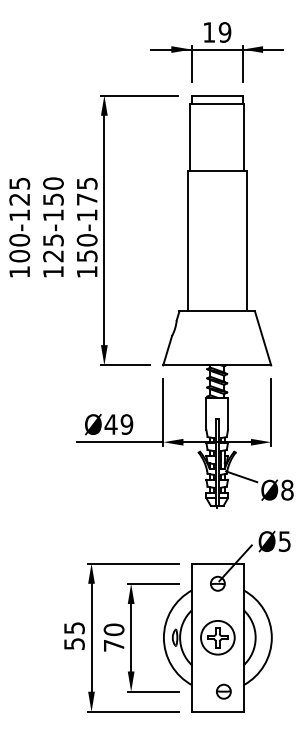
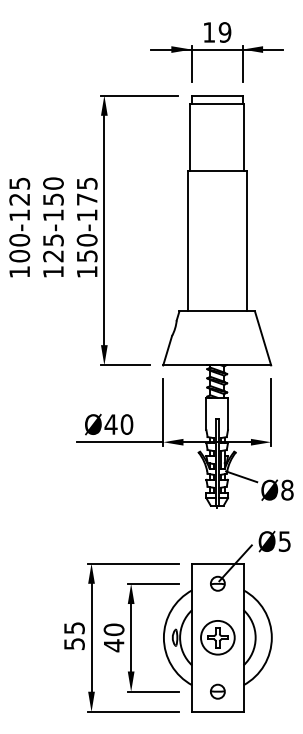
text: Ø49 -> Ø40 (126, 424)
text: 70 -> 40 (114, 645)
part position: (223, 691) -> (217, 691) (217, 691)
